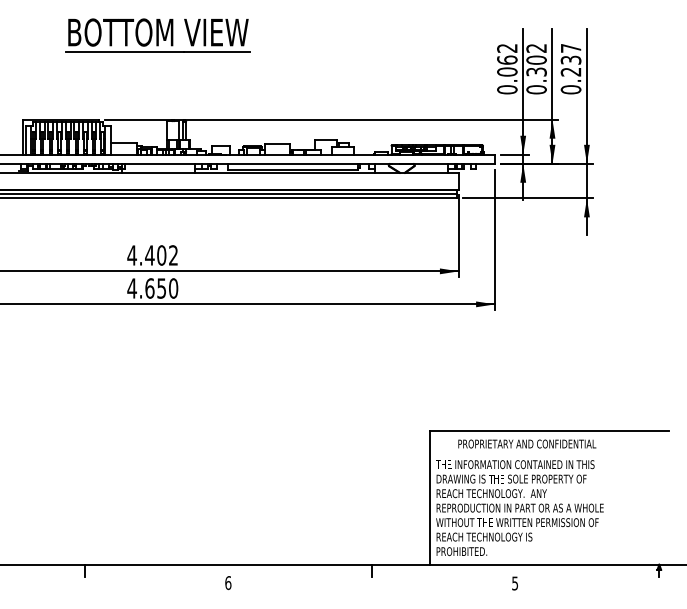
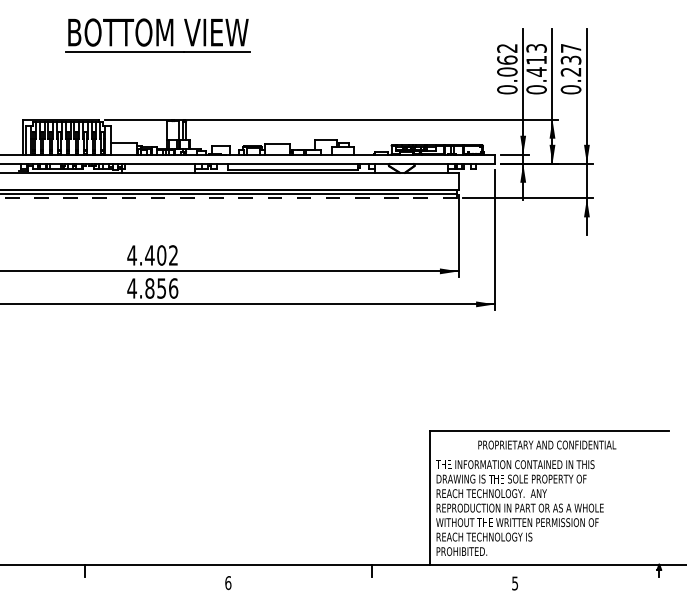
text: 0.302 -> 0.413 (536, 60)
line: solid -> dashed (228, 198)
text: 4.650 -> 4.856 (161, 288)
text position: (527, 443) -> (547, 444) (547, 444)
